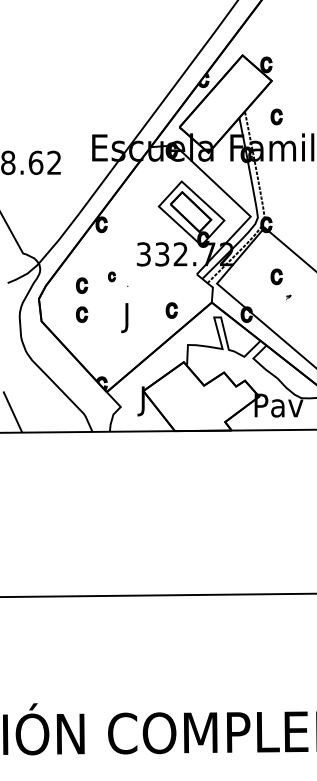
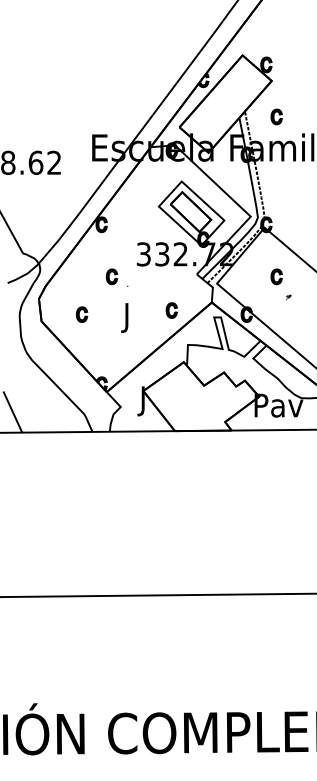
part size: 9x12 px -> 14x18 px (111, 276)
part: present -> none (82, 285)
